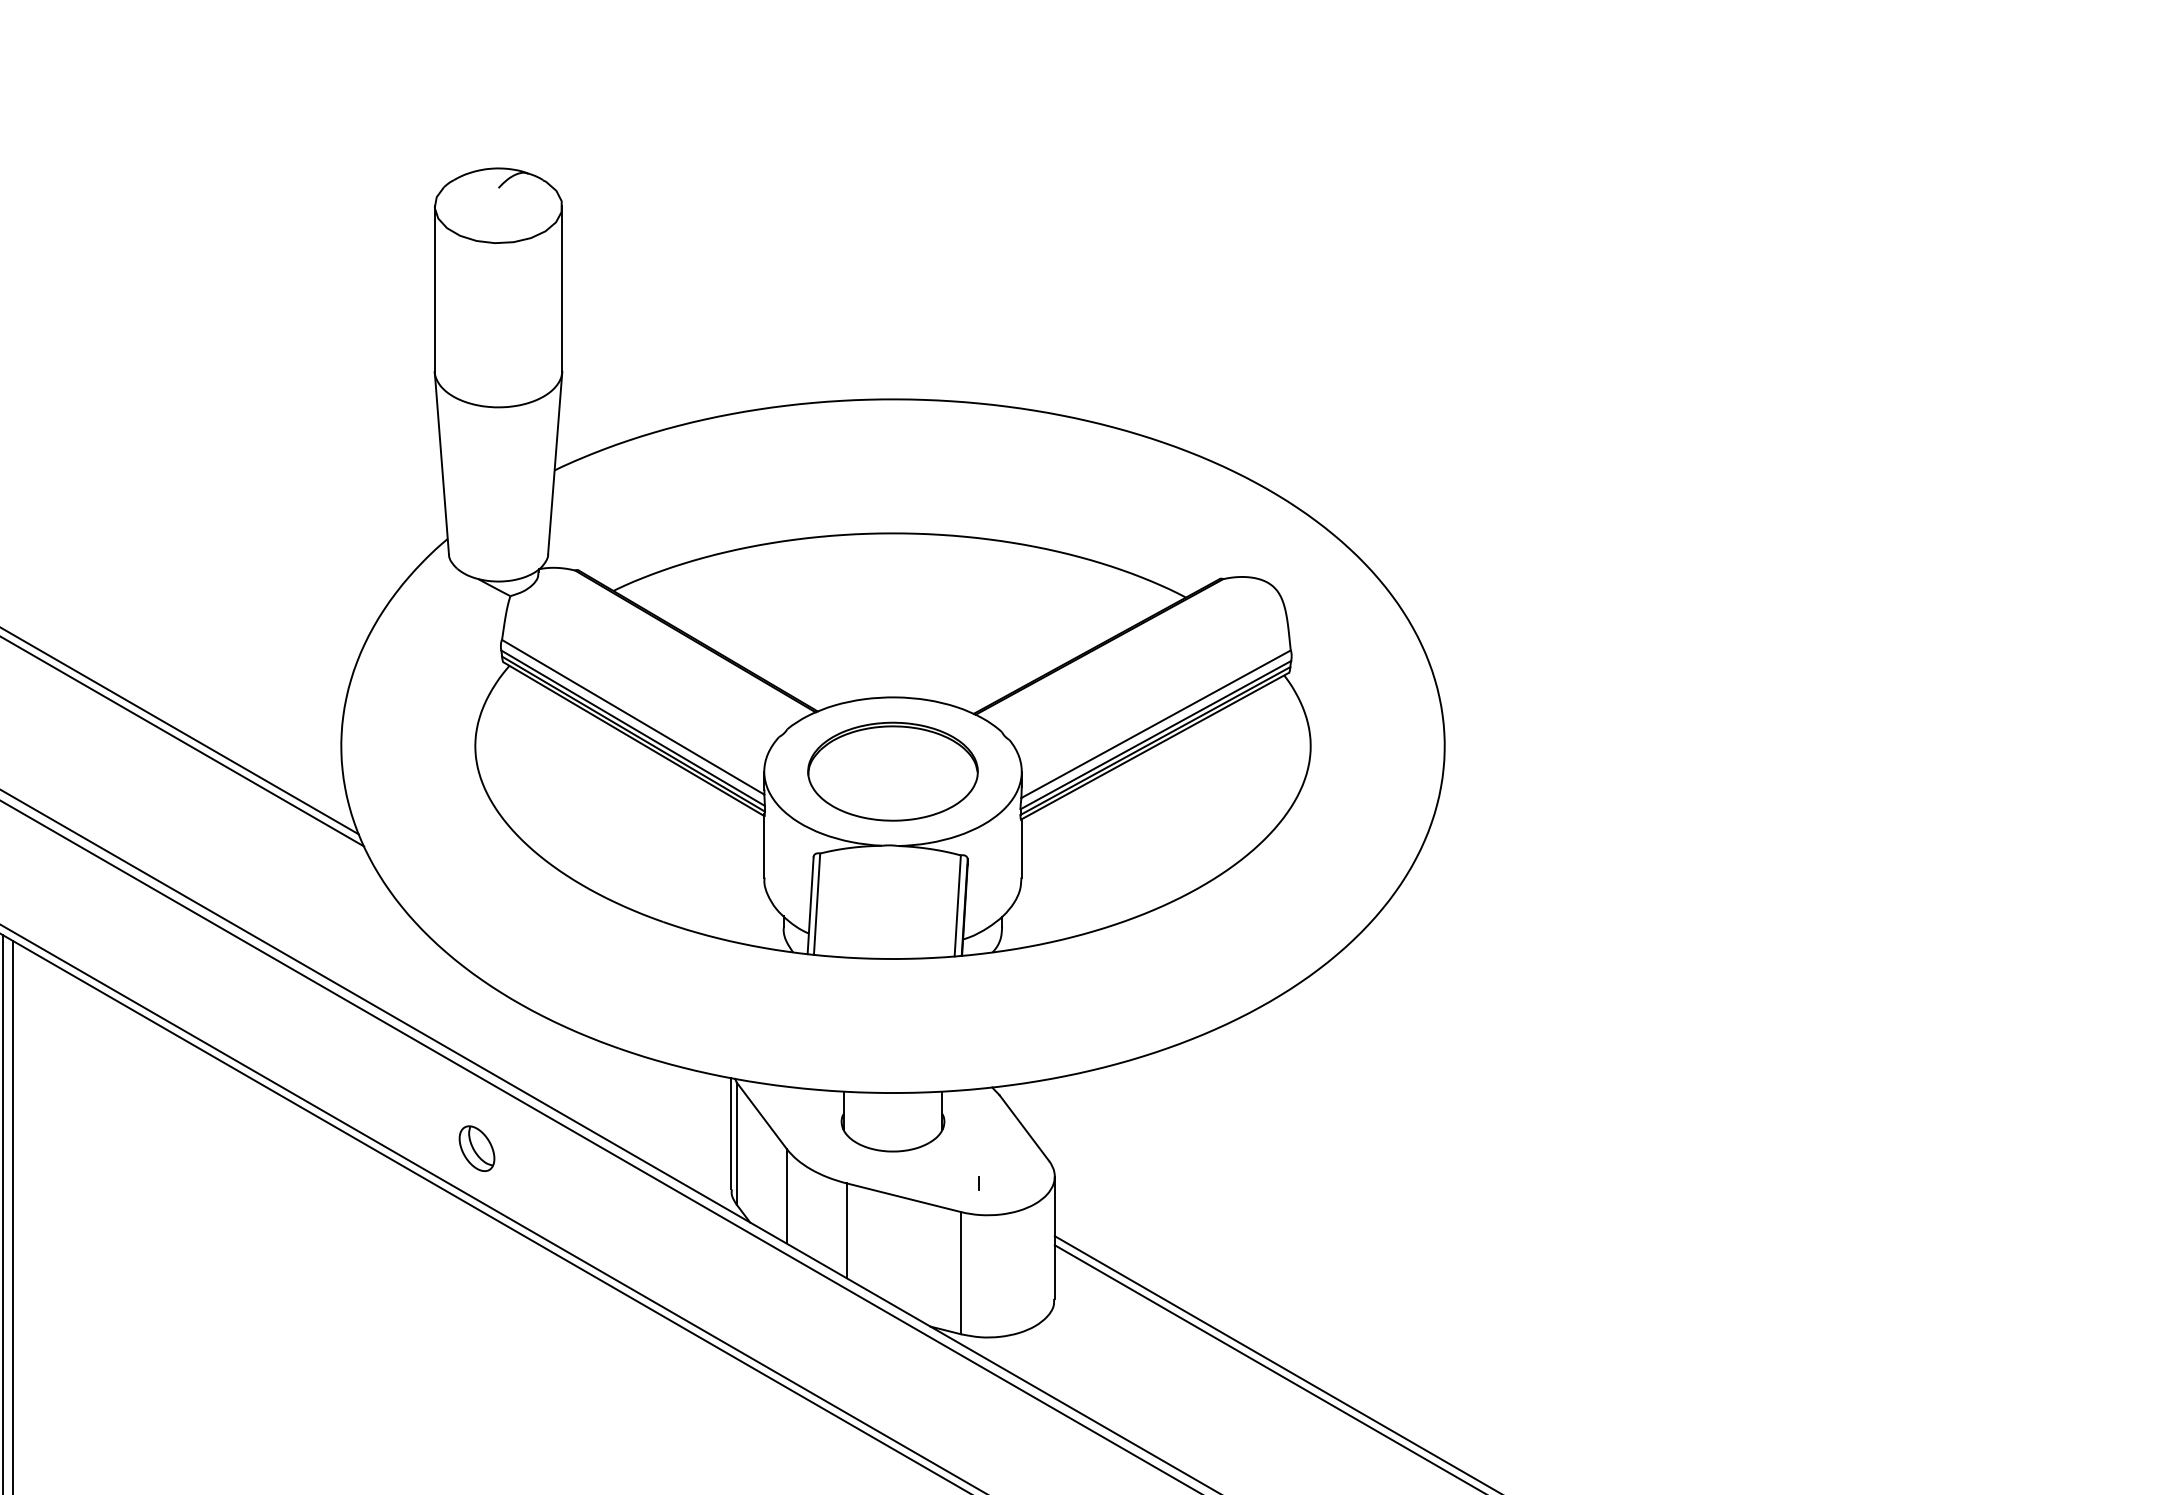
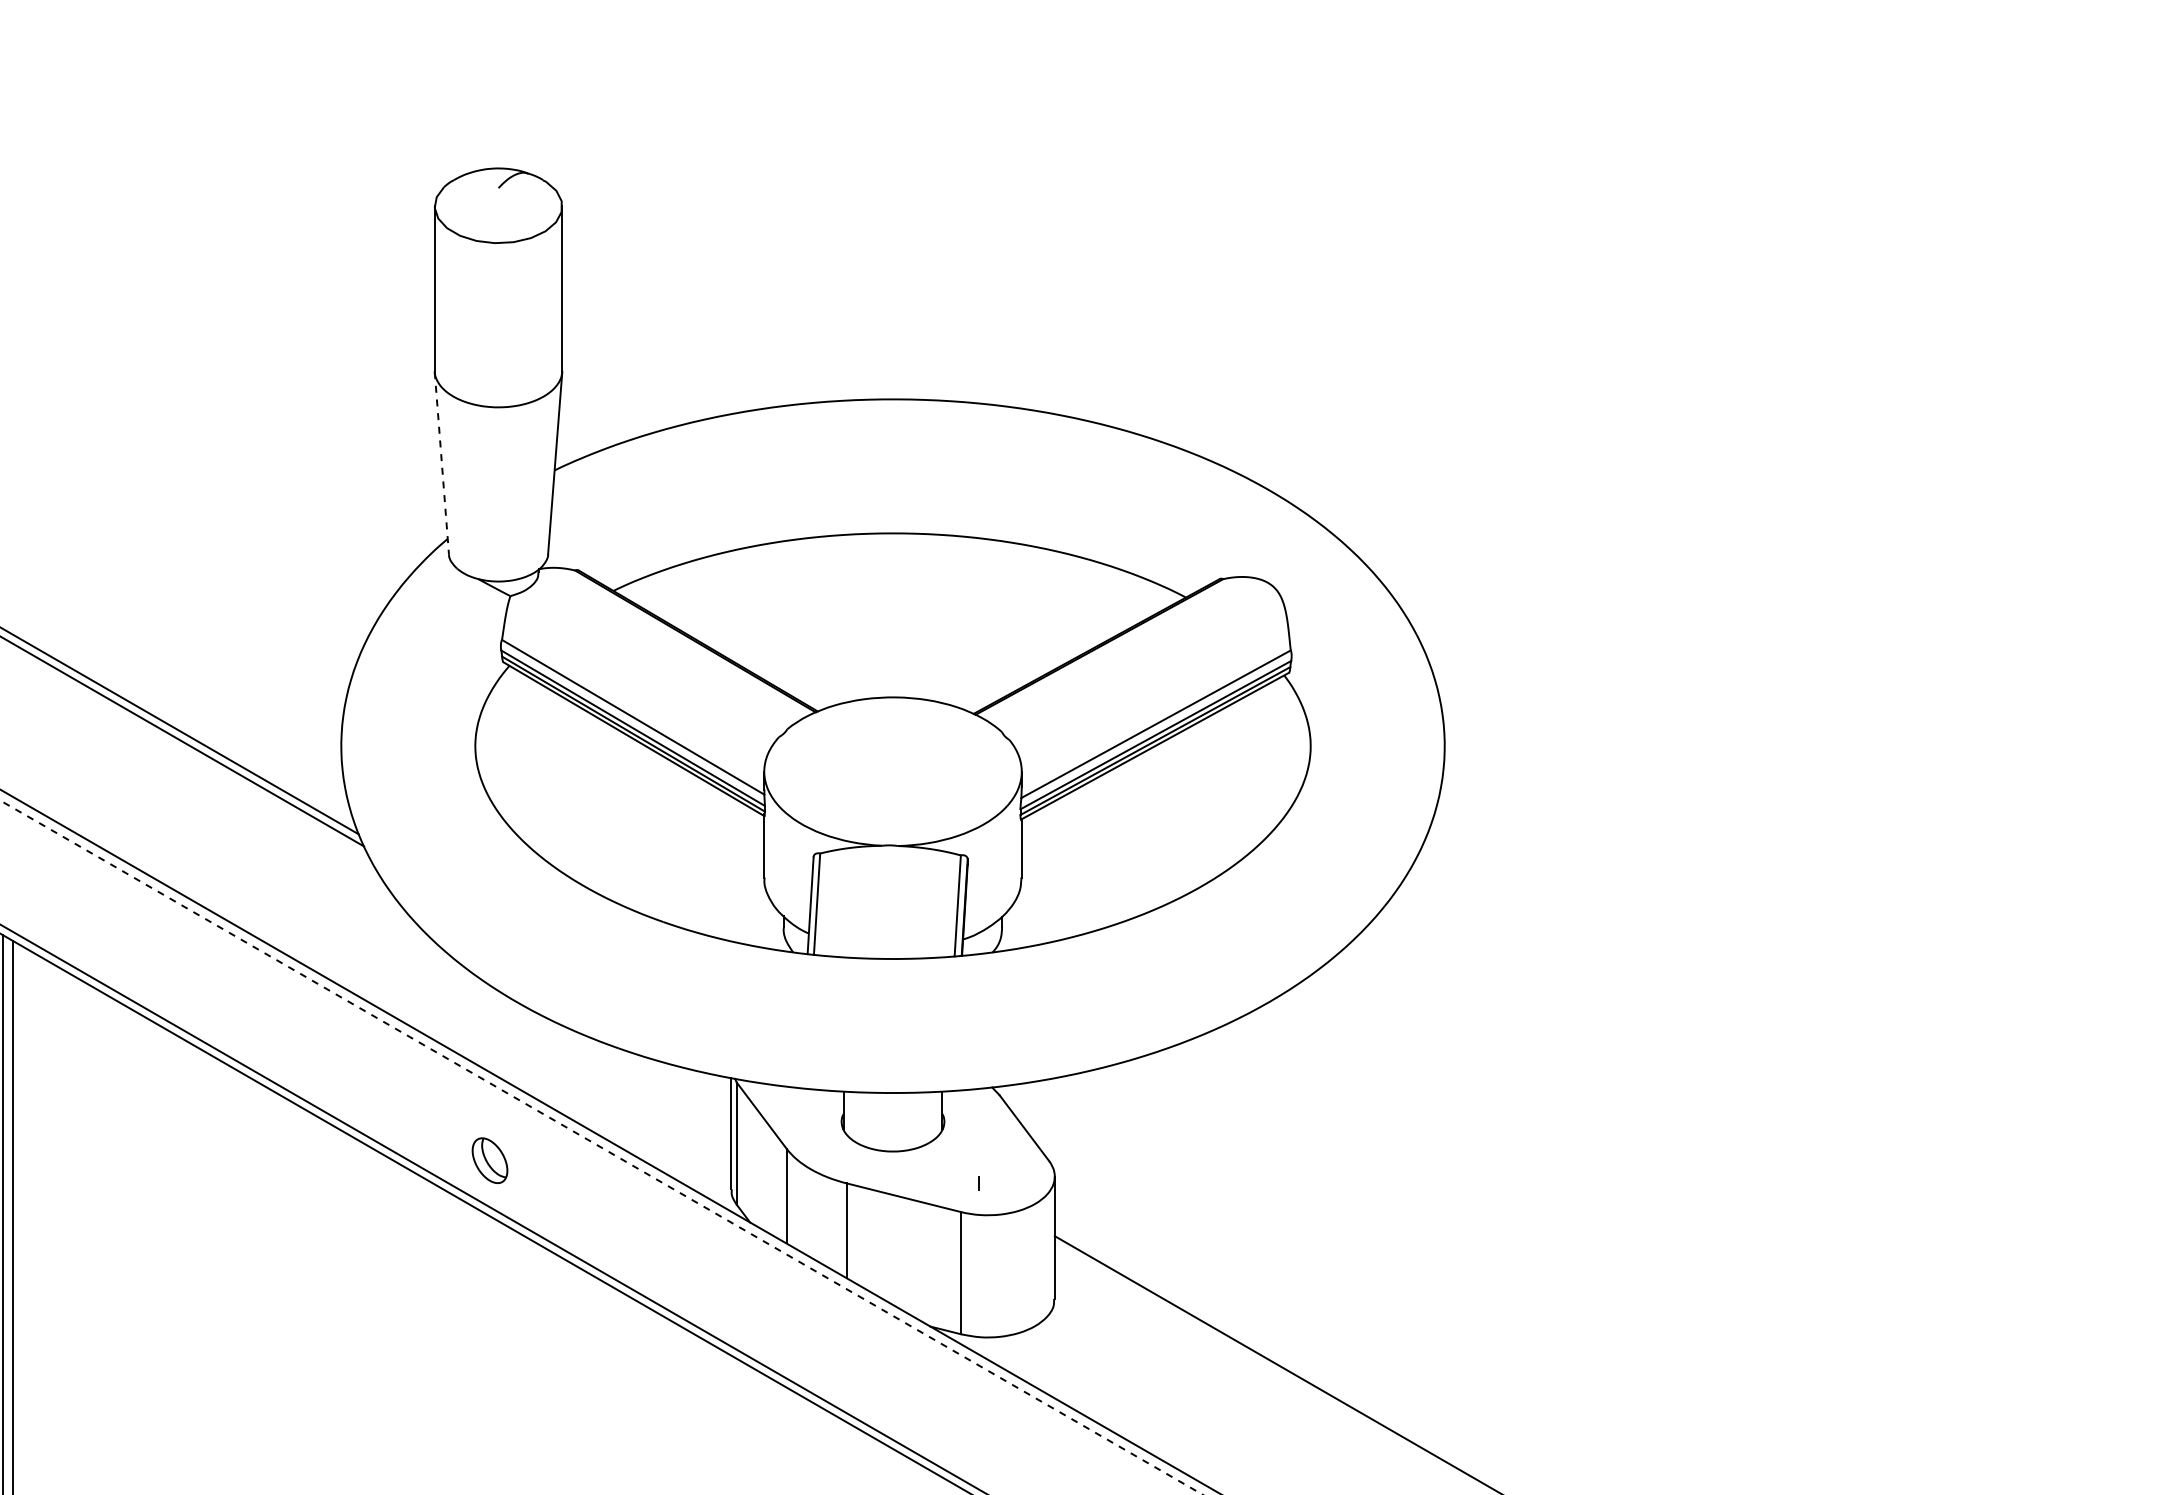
line: solid -> dashed (441, 463)
part: present -> none (892, 771)
line: solid -> dashed (600, 1147)
part position: (476, 1148) -> (489, 1160) (489, 1160)
line: present -> none (1268, 1368)
